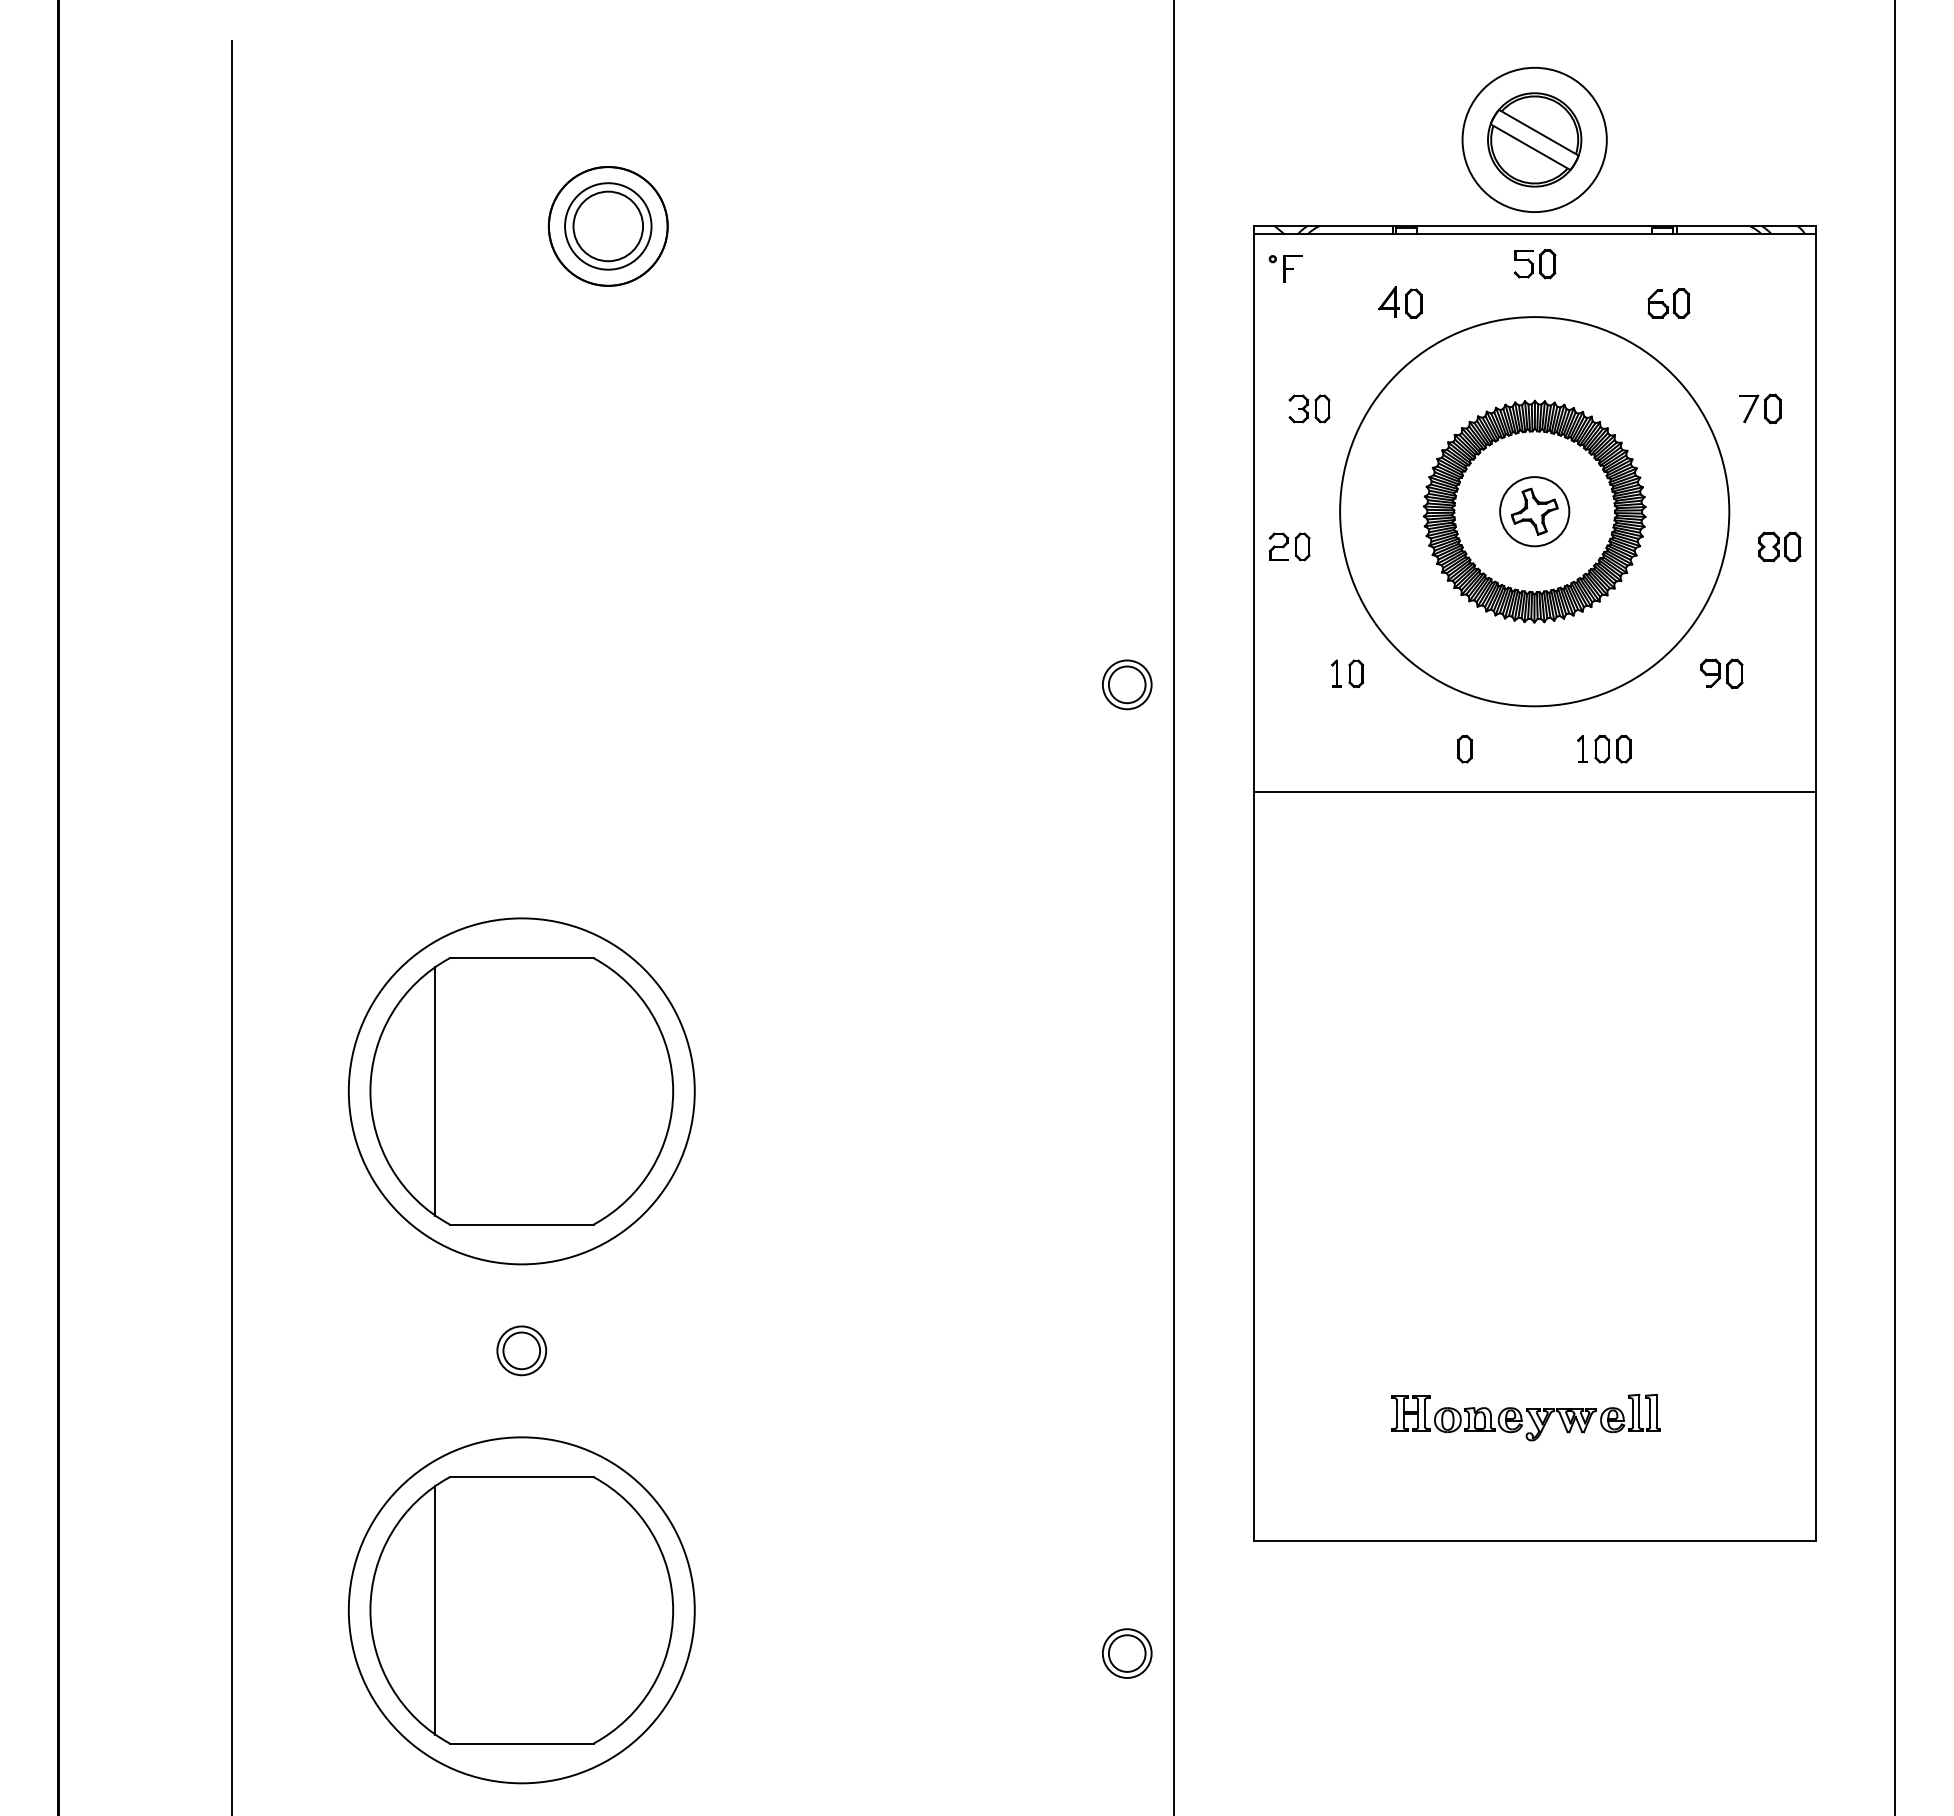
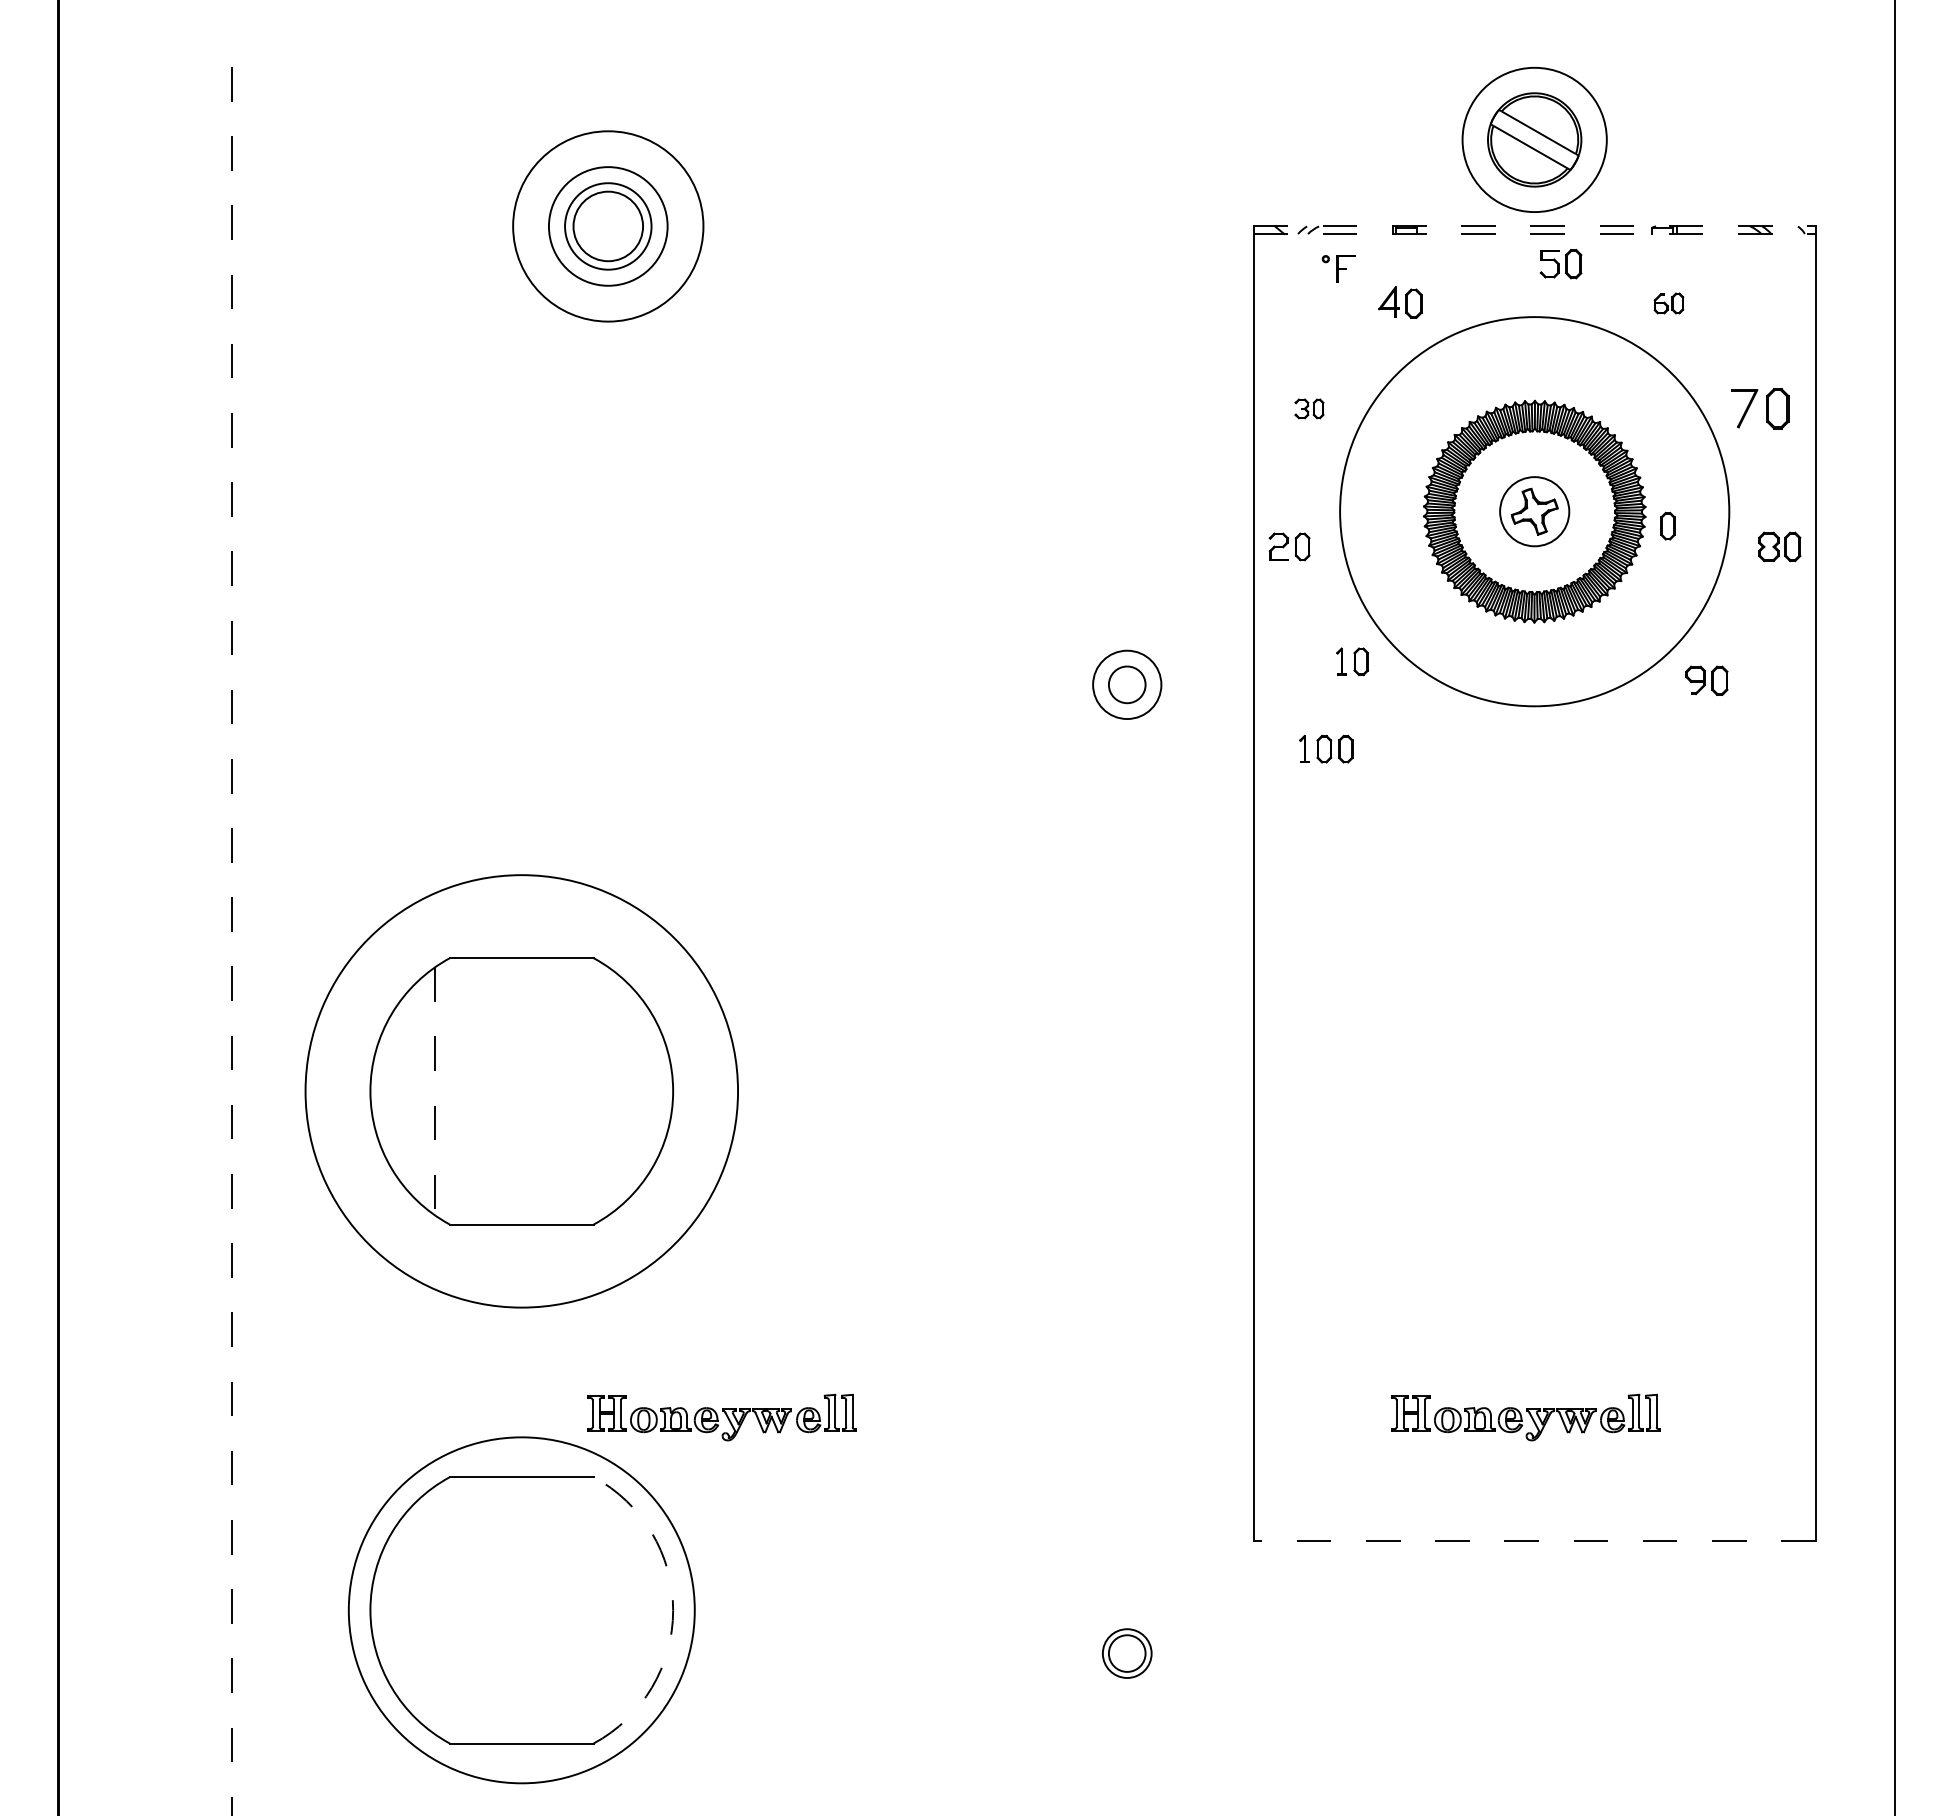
circle diameter: 119 px -> 190 px (608, 226)
line: solid -> dashed (1535, 226)
line: solid -> dashed (1535, 234)
part position: (1535, 264) -> (1561, 264) (1561, 264)
part position: (1285, 268) -> (1338, 268) (1338, 268)
part size: 44x31 px -> 32x23 px (1668, 303)
part size: 43x30 px -> 31x22 px (1309, 408)
part size: 43x32 px -> 59x42 px (1760, 408)
part position: (1347, 673) -> (1352, 661) (1352, 661)
part position: (1721, 673) -> (1706, 680) (1706, 680)
circle diameter: 49 px -> 68 px (1127, 684)
part position: (1464, 748) -> (1667, 525) (1667, 525)
part position: (1604, 748) -> (1326, 748) (1326, 748)
line: present -> none (1534, 792)
line: present -> none (1174, 907)
line: solid -> dashed (231, 928)
line: solid -> dashed (435, 1091)
circle diameter: 346 px -> 432 px (521, 1091)
part: present -> none (521, 1350)
part: none -> present (721, 1417)
line: solid -> dashed (1534, 1541)
line: present -> none (435, 1610)
arc: solid -> dashed (673, 1610)
